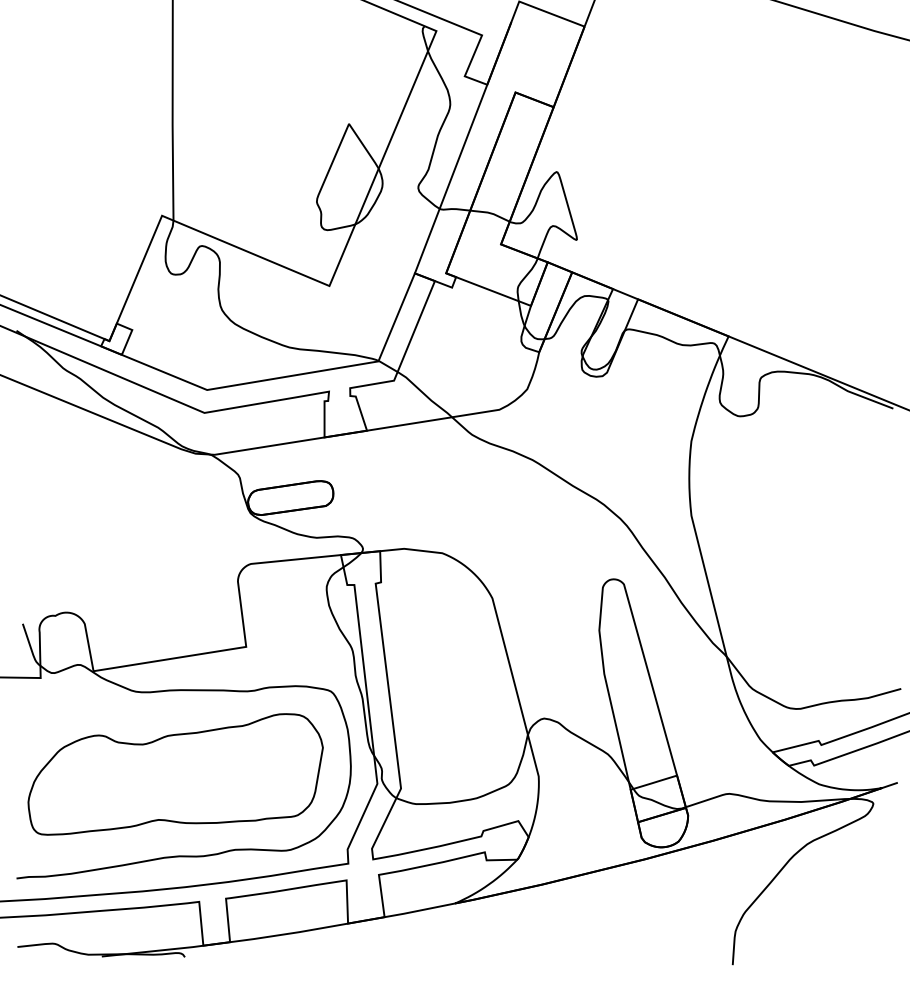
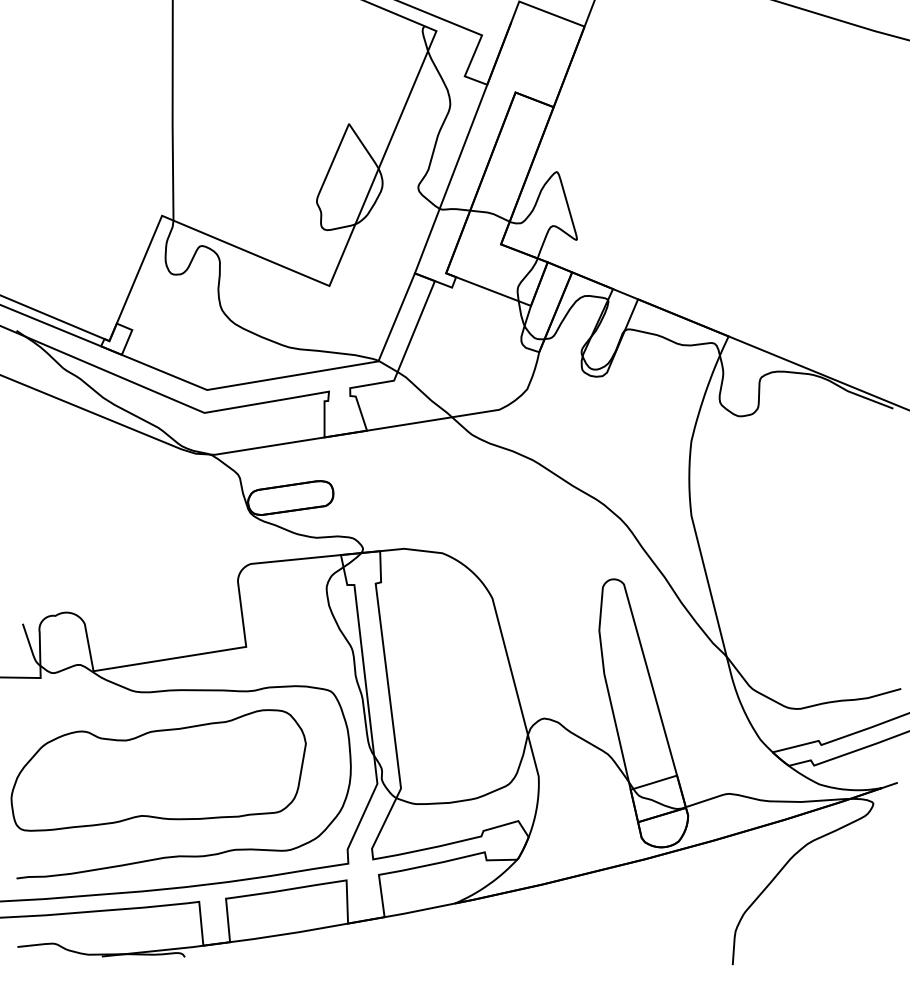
part position: (175, 774) -> (158, 770) (158, 770)
